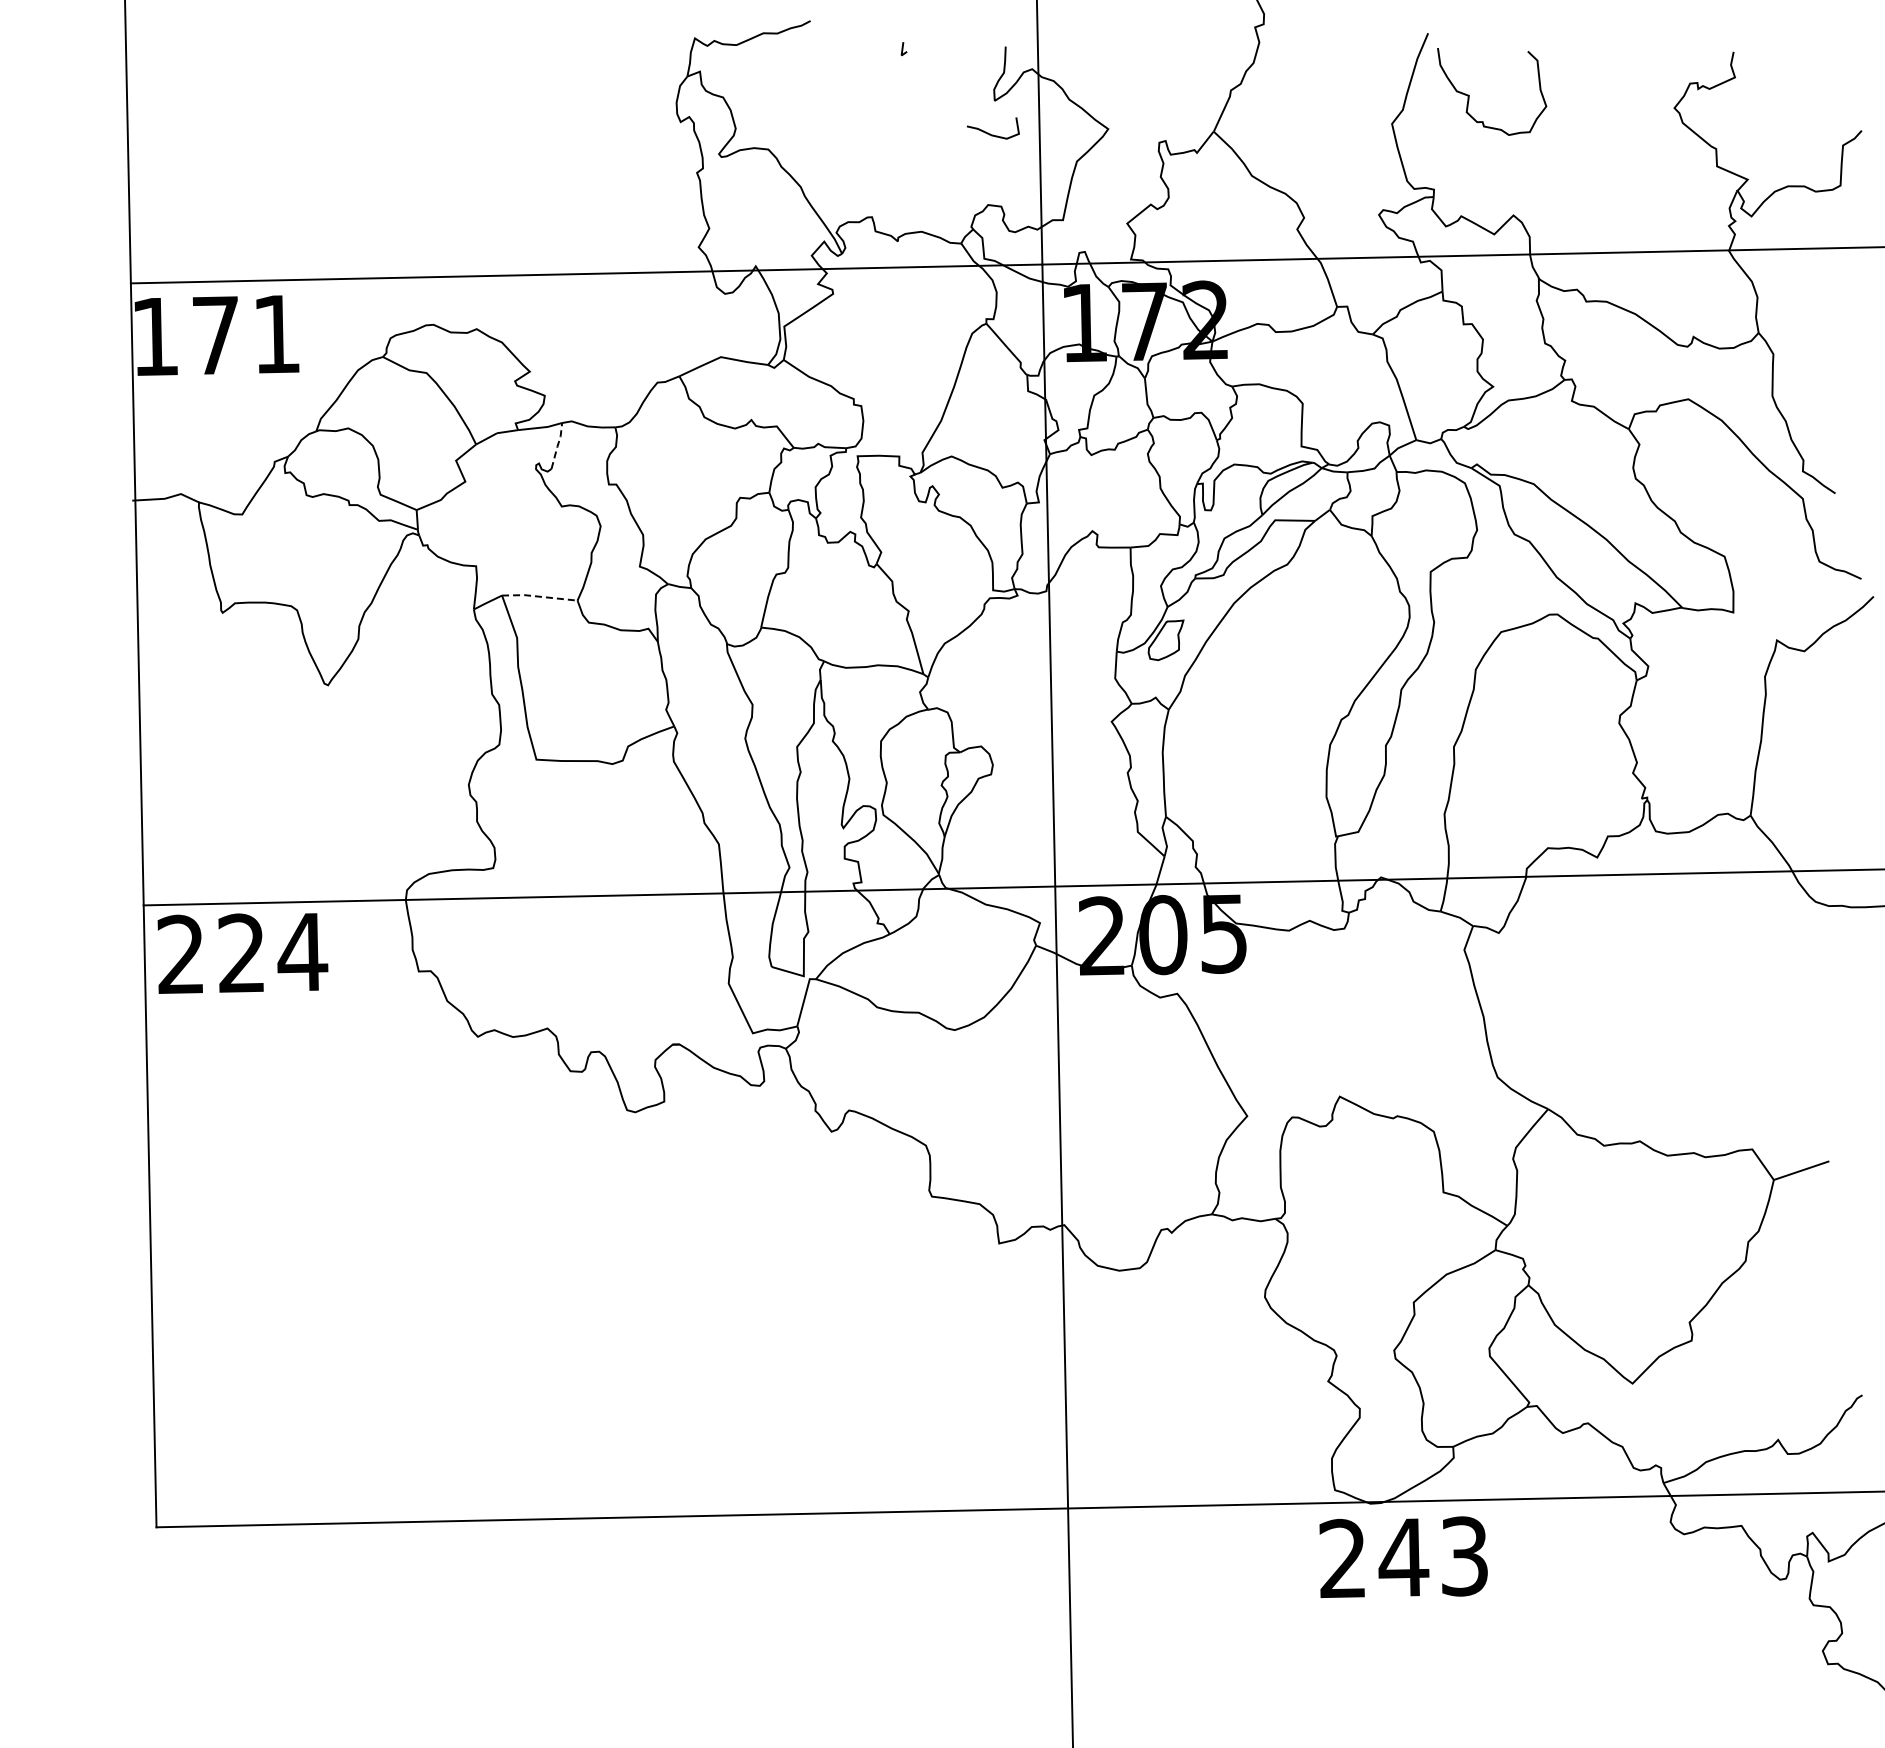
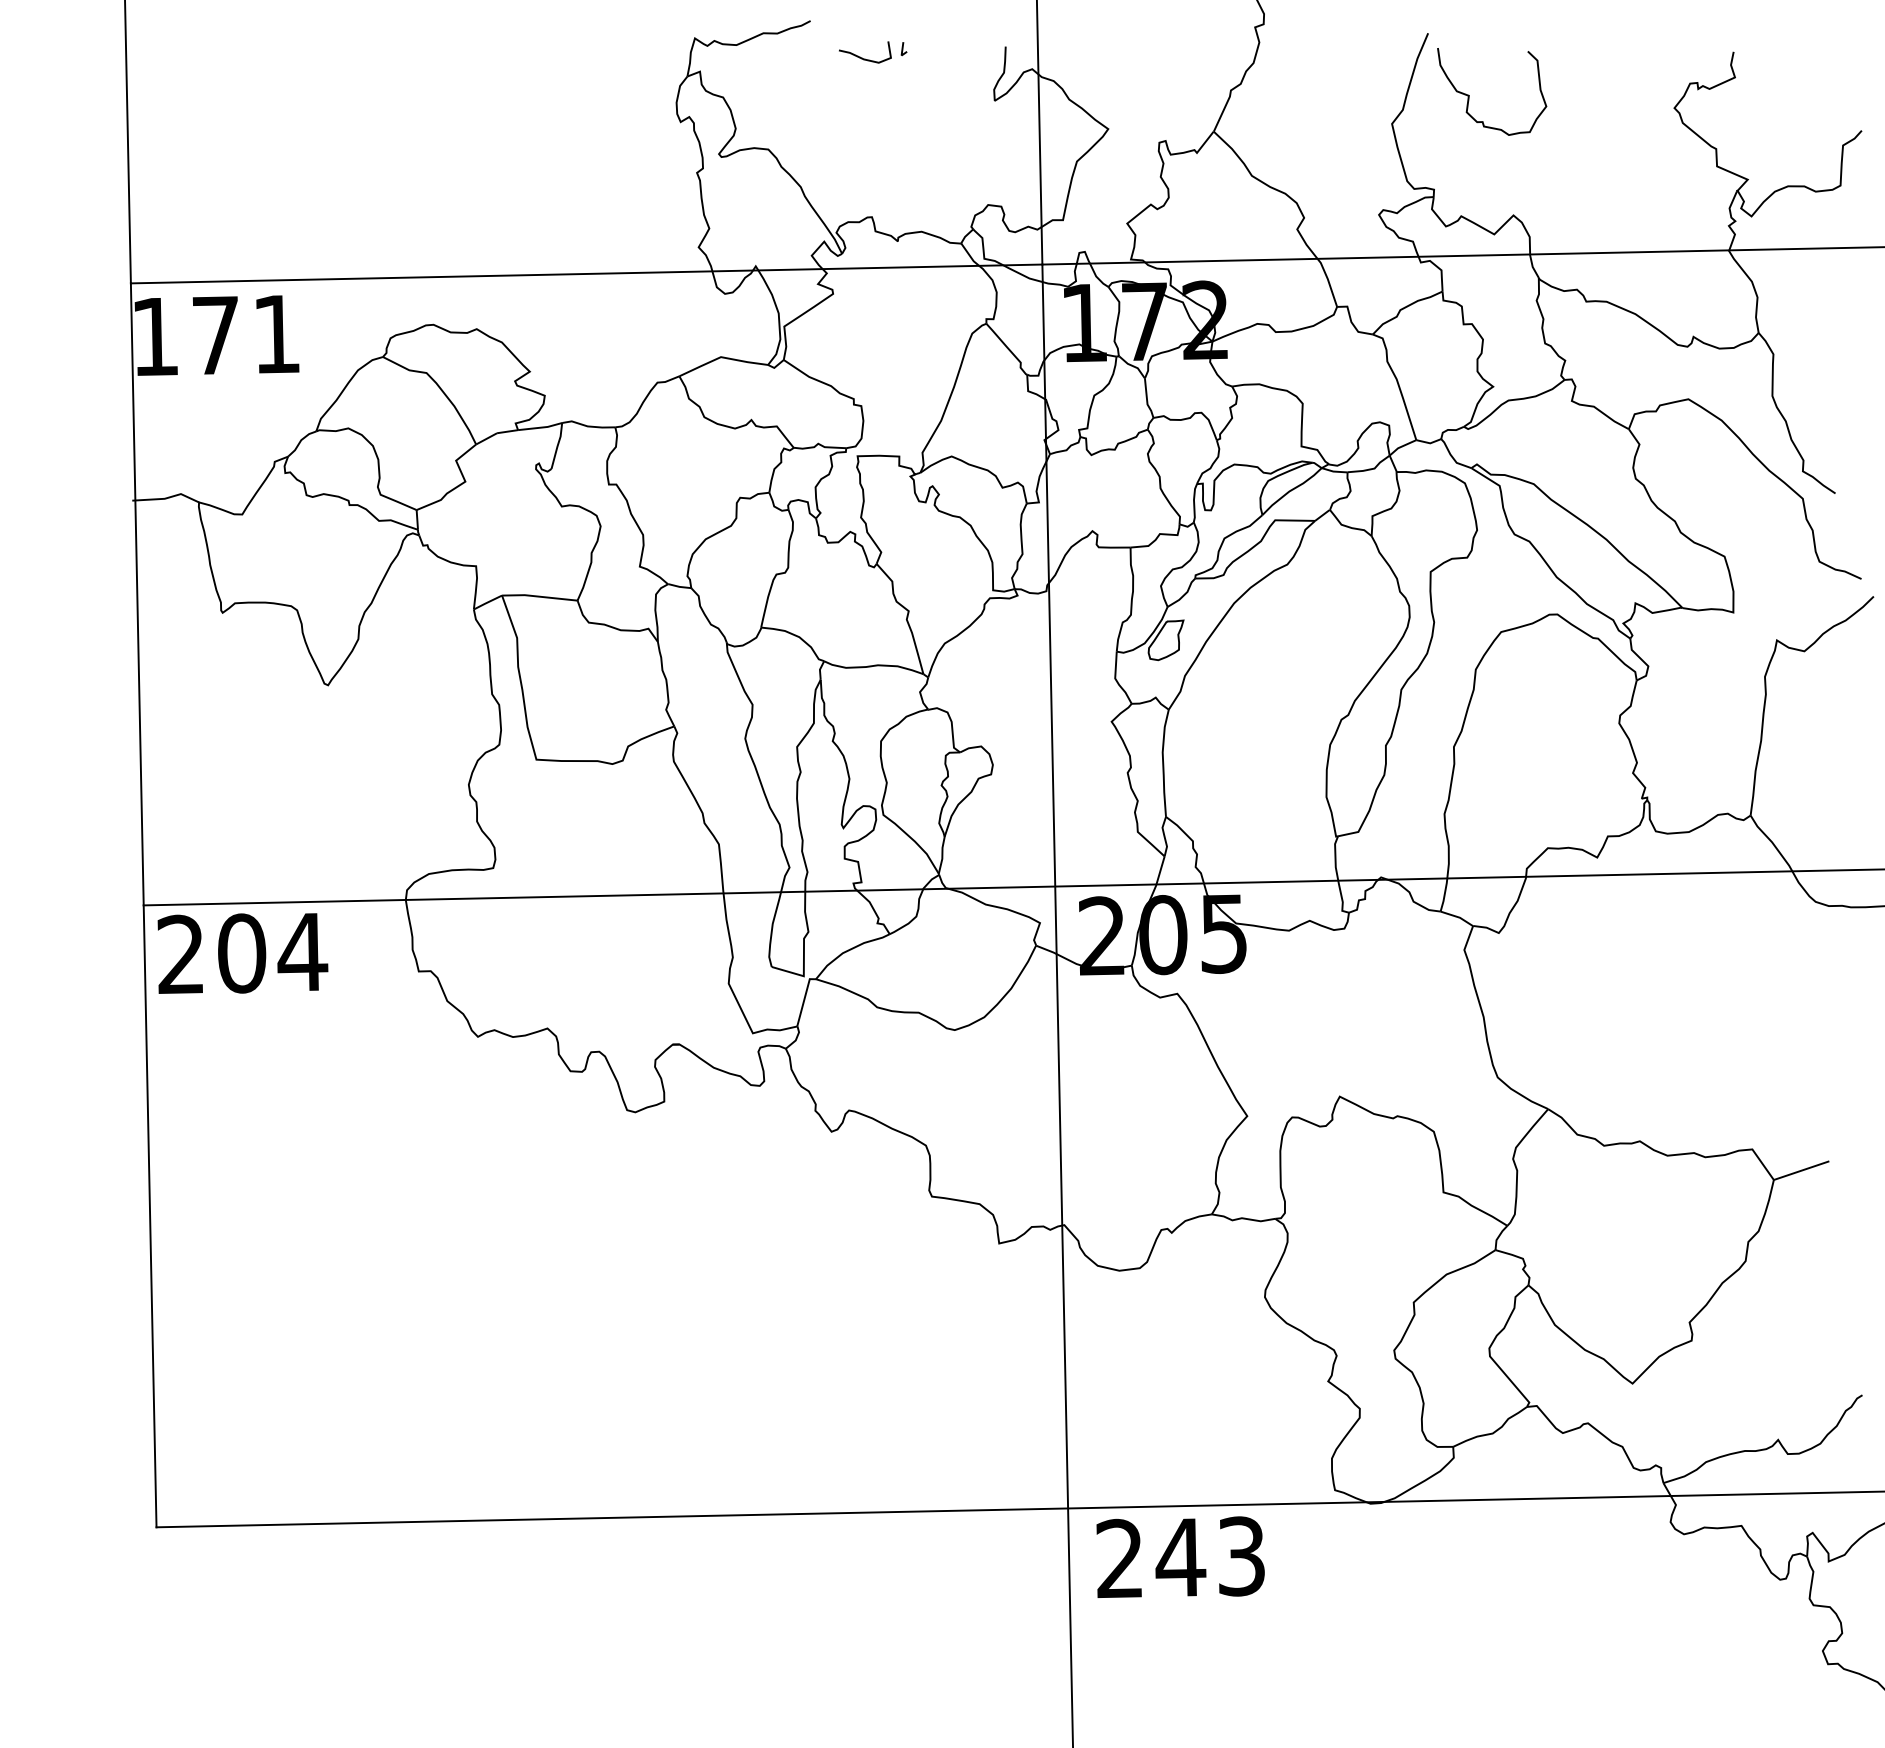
curve position: (990, 133) -> (862, 57) (862, 57)
line: dashed -> solid (557, 445)
line: dashed -> solid (539, 596)
text: 224 -> 204 (242, 953)
text position: (1403, 1556) -> (1180, 1556) (1180, 1556)
